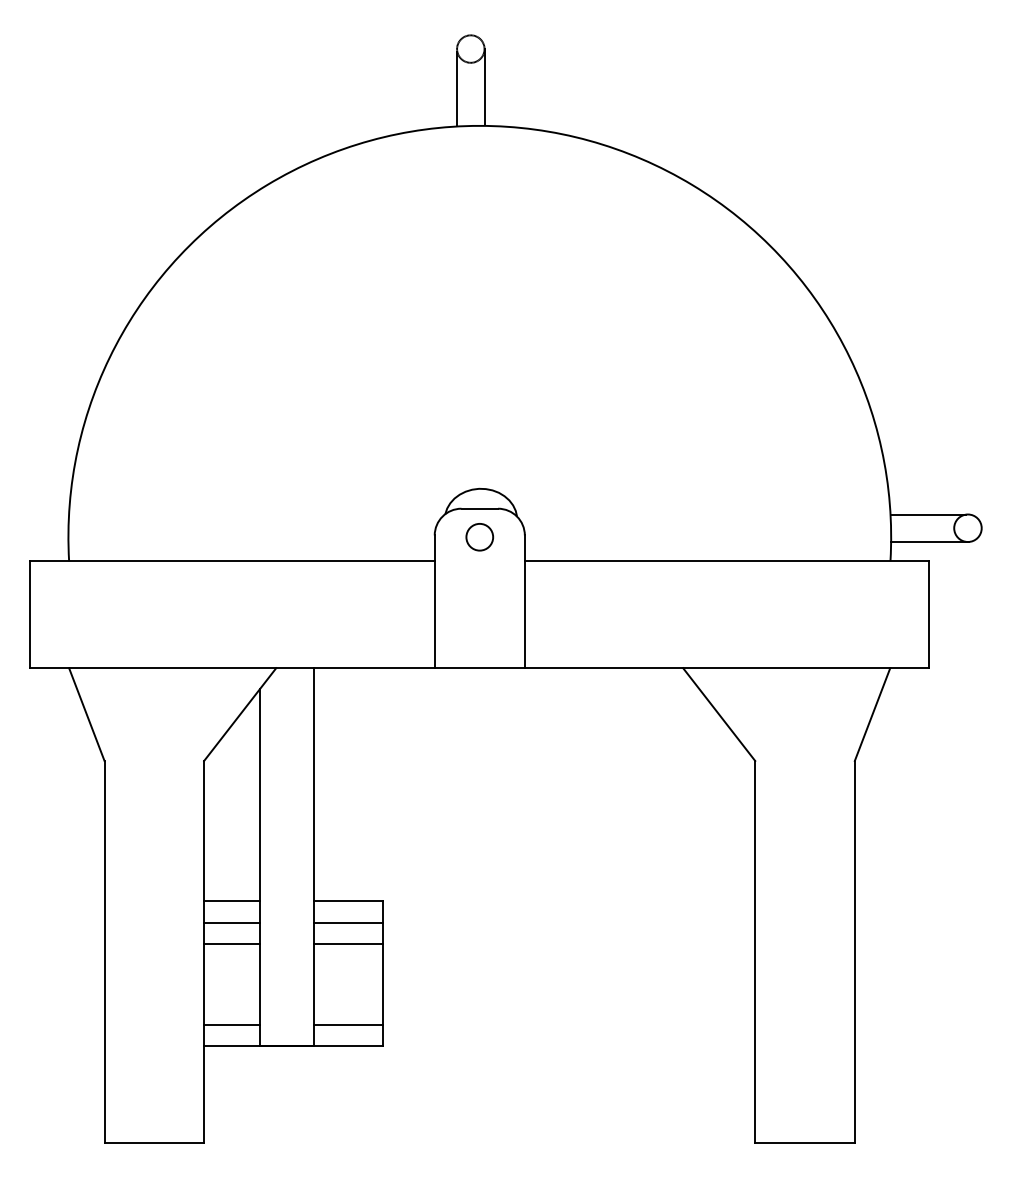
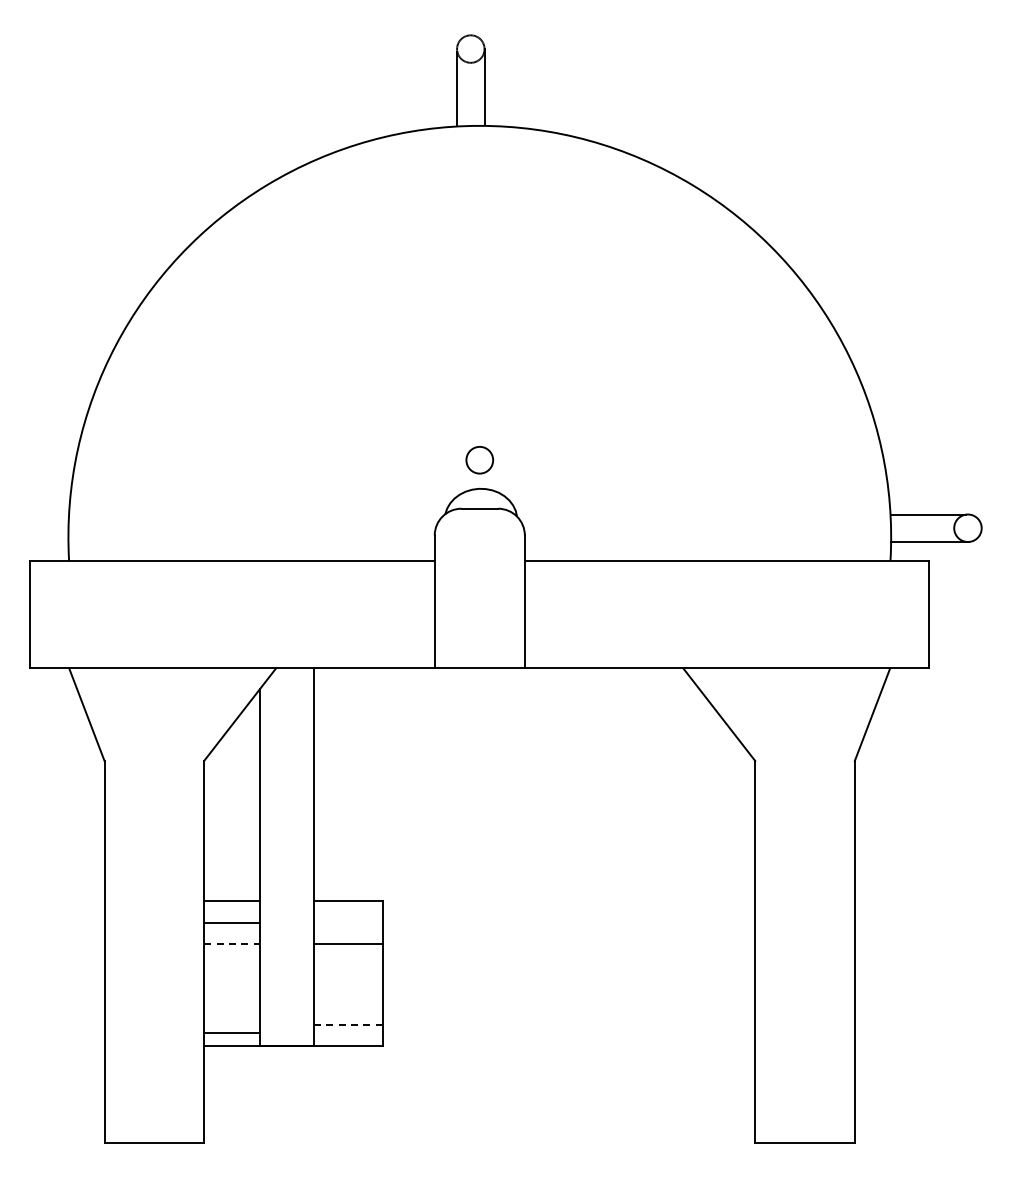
circle position: (479, 537) -> (479, 460) (479, 460)
line: present -> none (347, 922)
line: solid -> dashed (232, 944)
line position: (232, 1024) -> (232, 1032) (232, 1032)
line: solid -> dashed (348, 1024)
